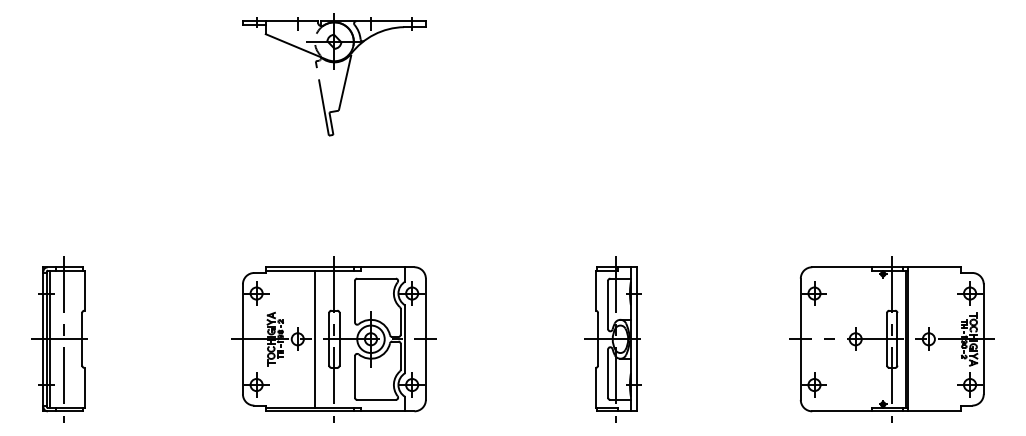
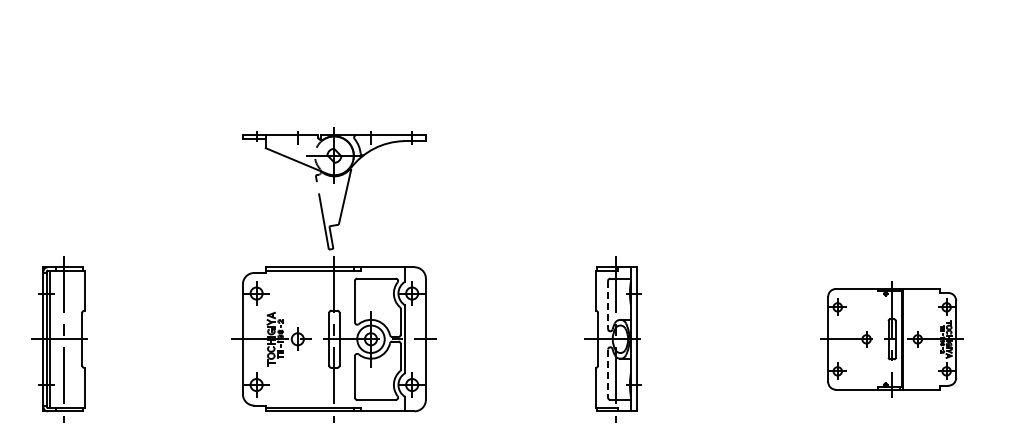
part position: (334, 74) -> (334, 188) (334, 188)
line: solid -> dashed (608, 305)
line: present -> none (314, 338)
part size: 206x167 px -> 144x117 px (891, 339)
line: solid -> dashed (608, 374)
